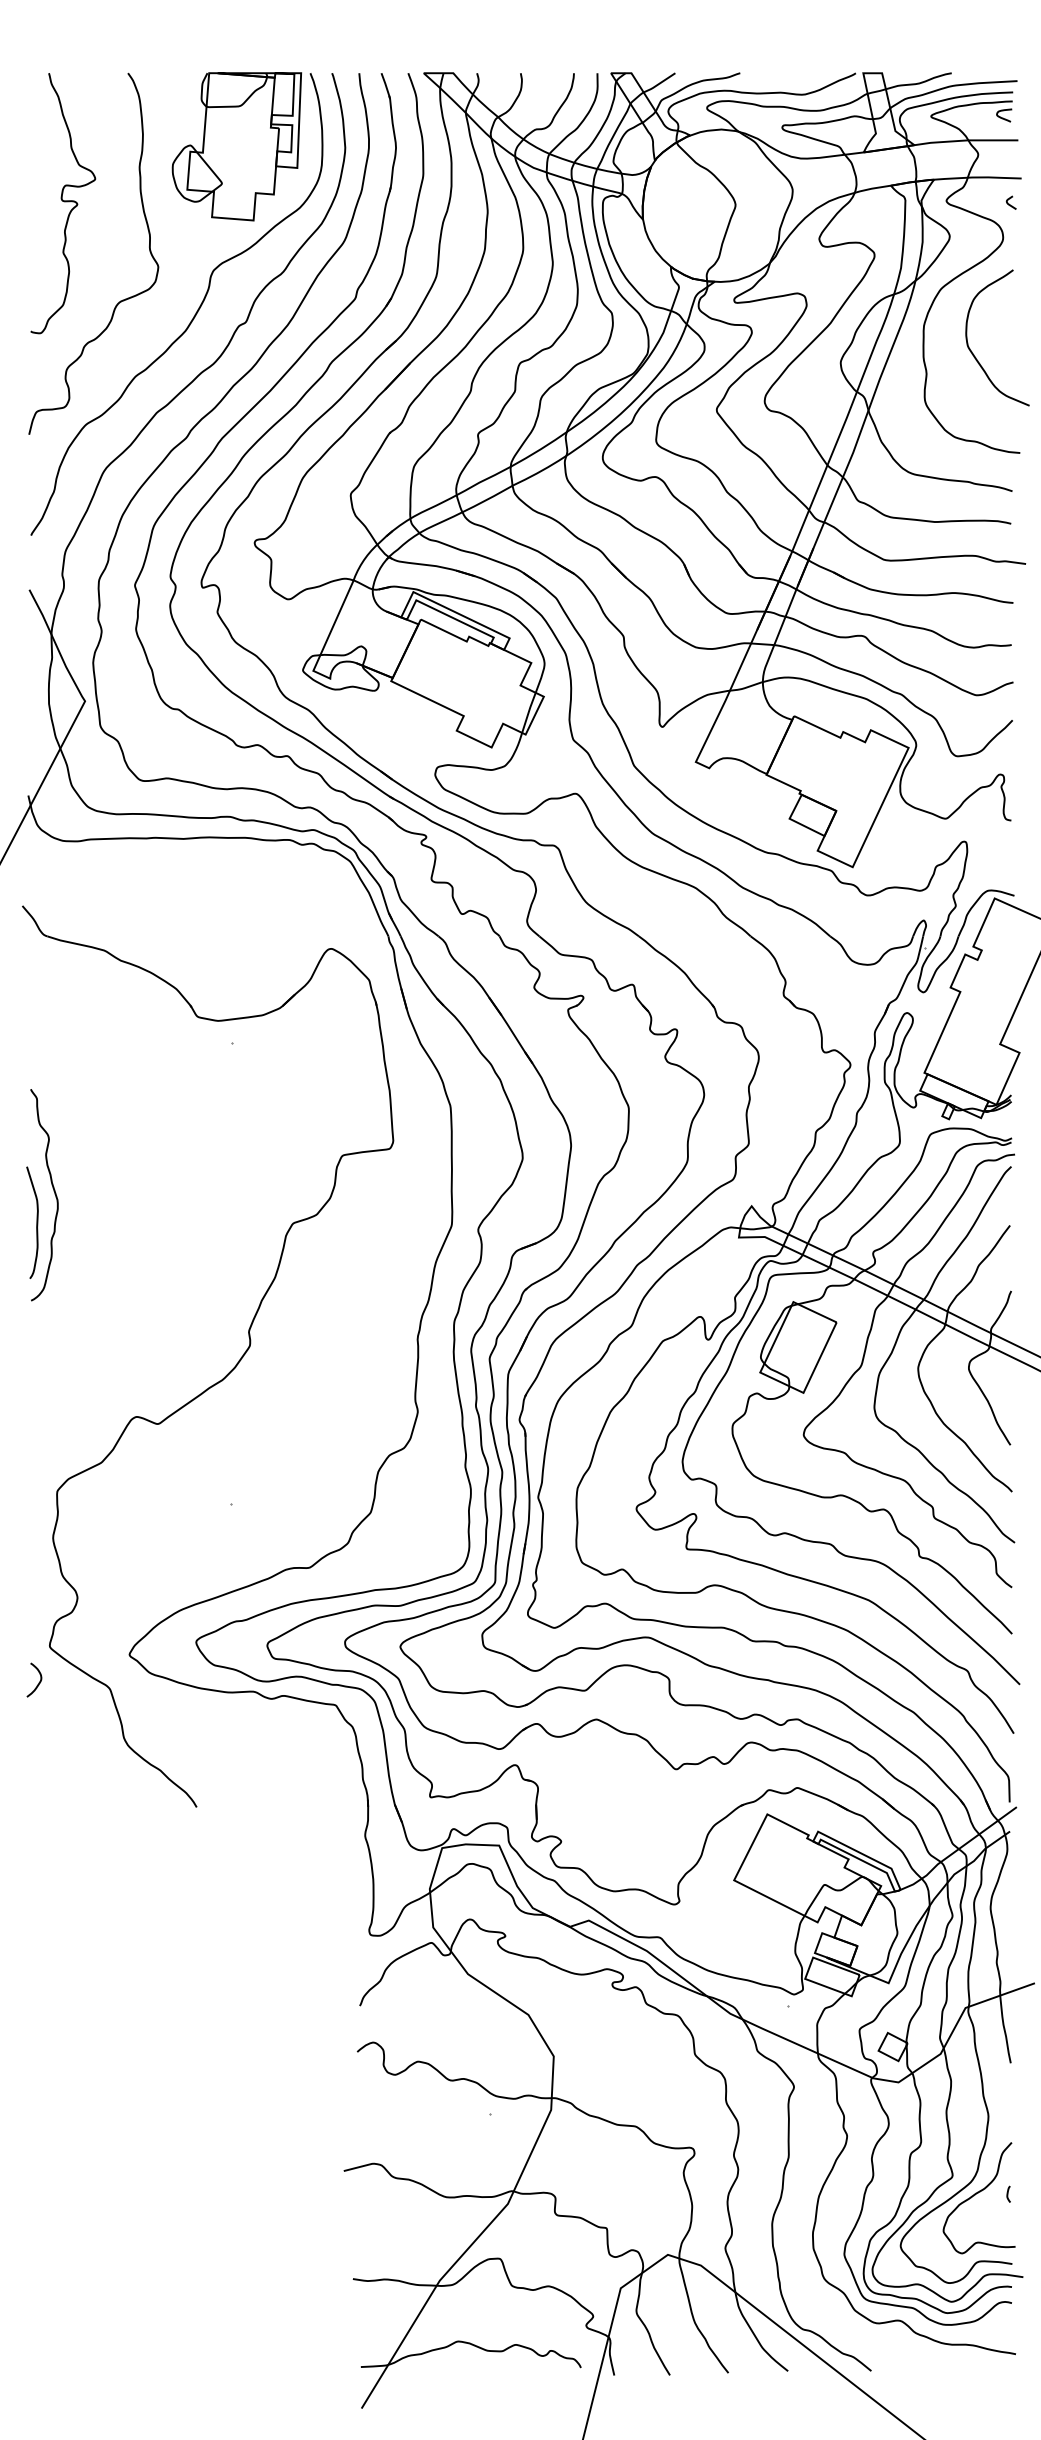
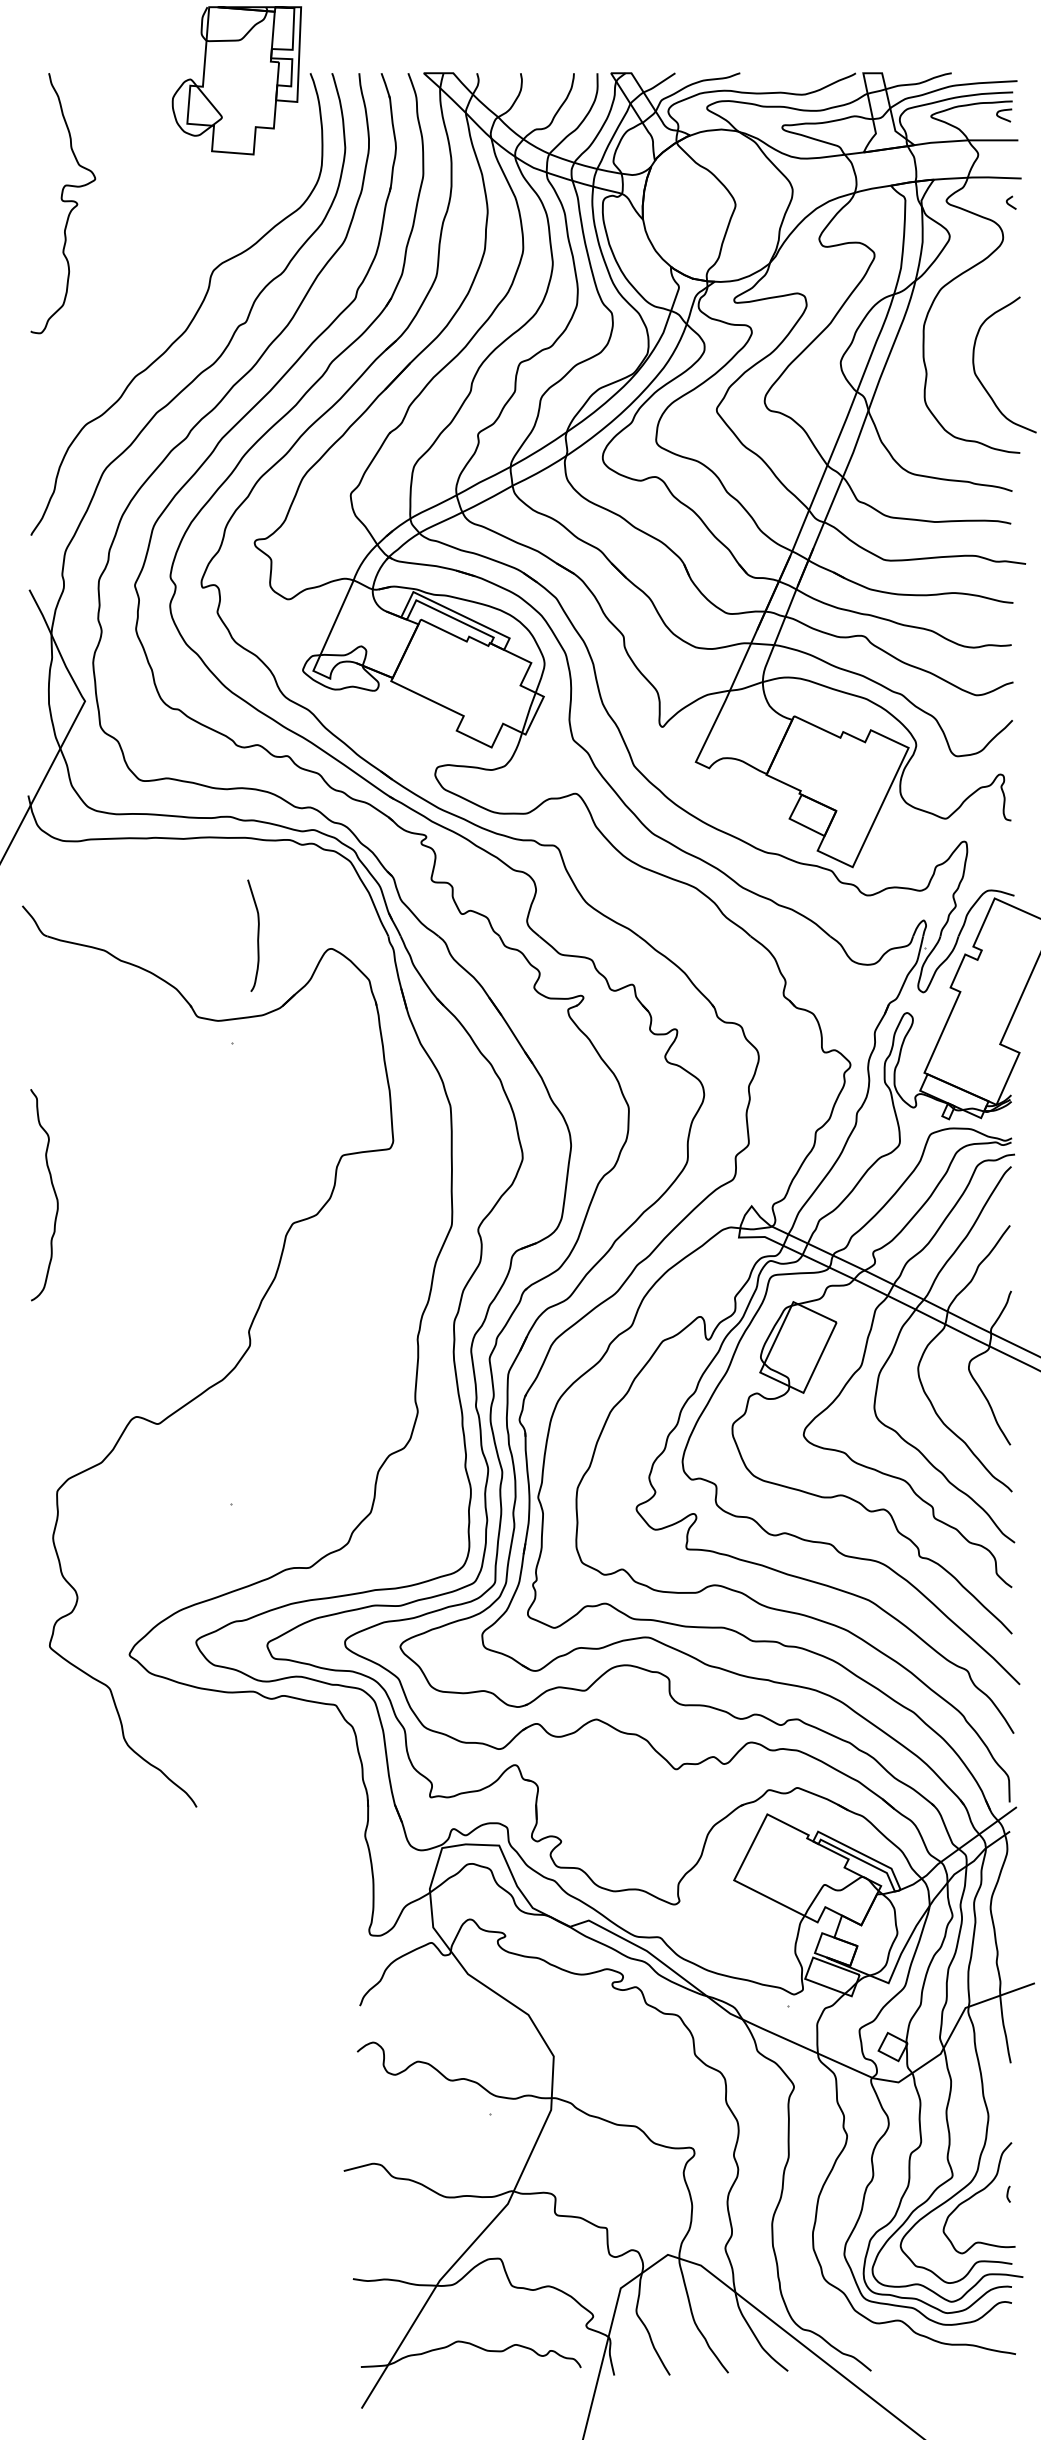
part position: (236, 146) -> (236, 80) (236, 80)
curve: present -> none (120, 300)
curve position: (974, 354) -> (981, 381) (981, 381)
curve position: (36, 1222) -> (257, 935) (257, 935)
curve: present -> none (38, 1682)
